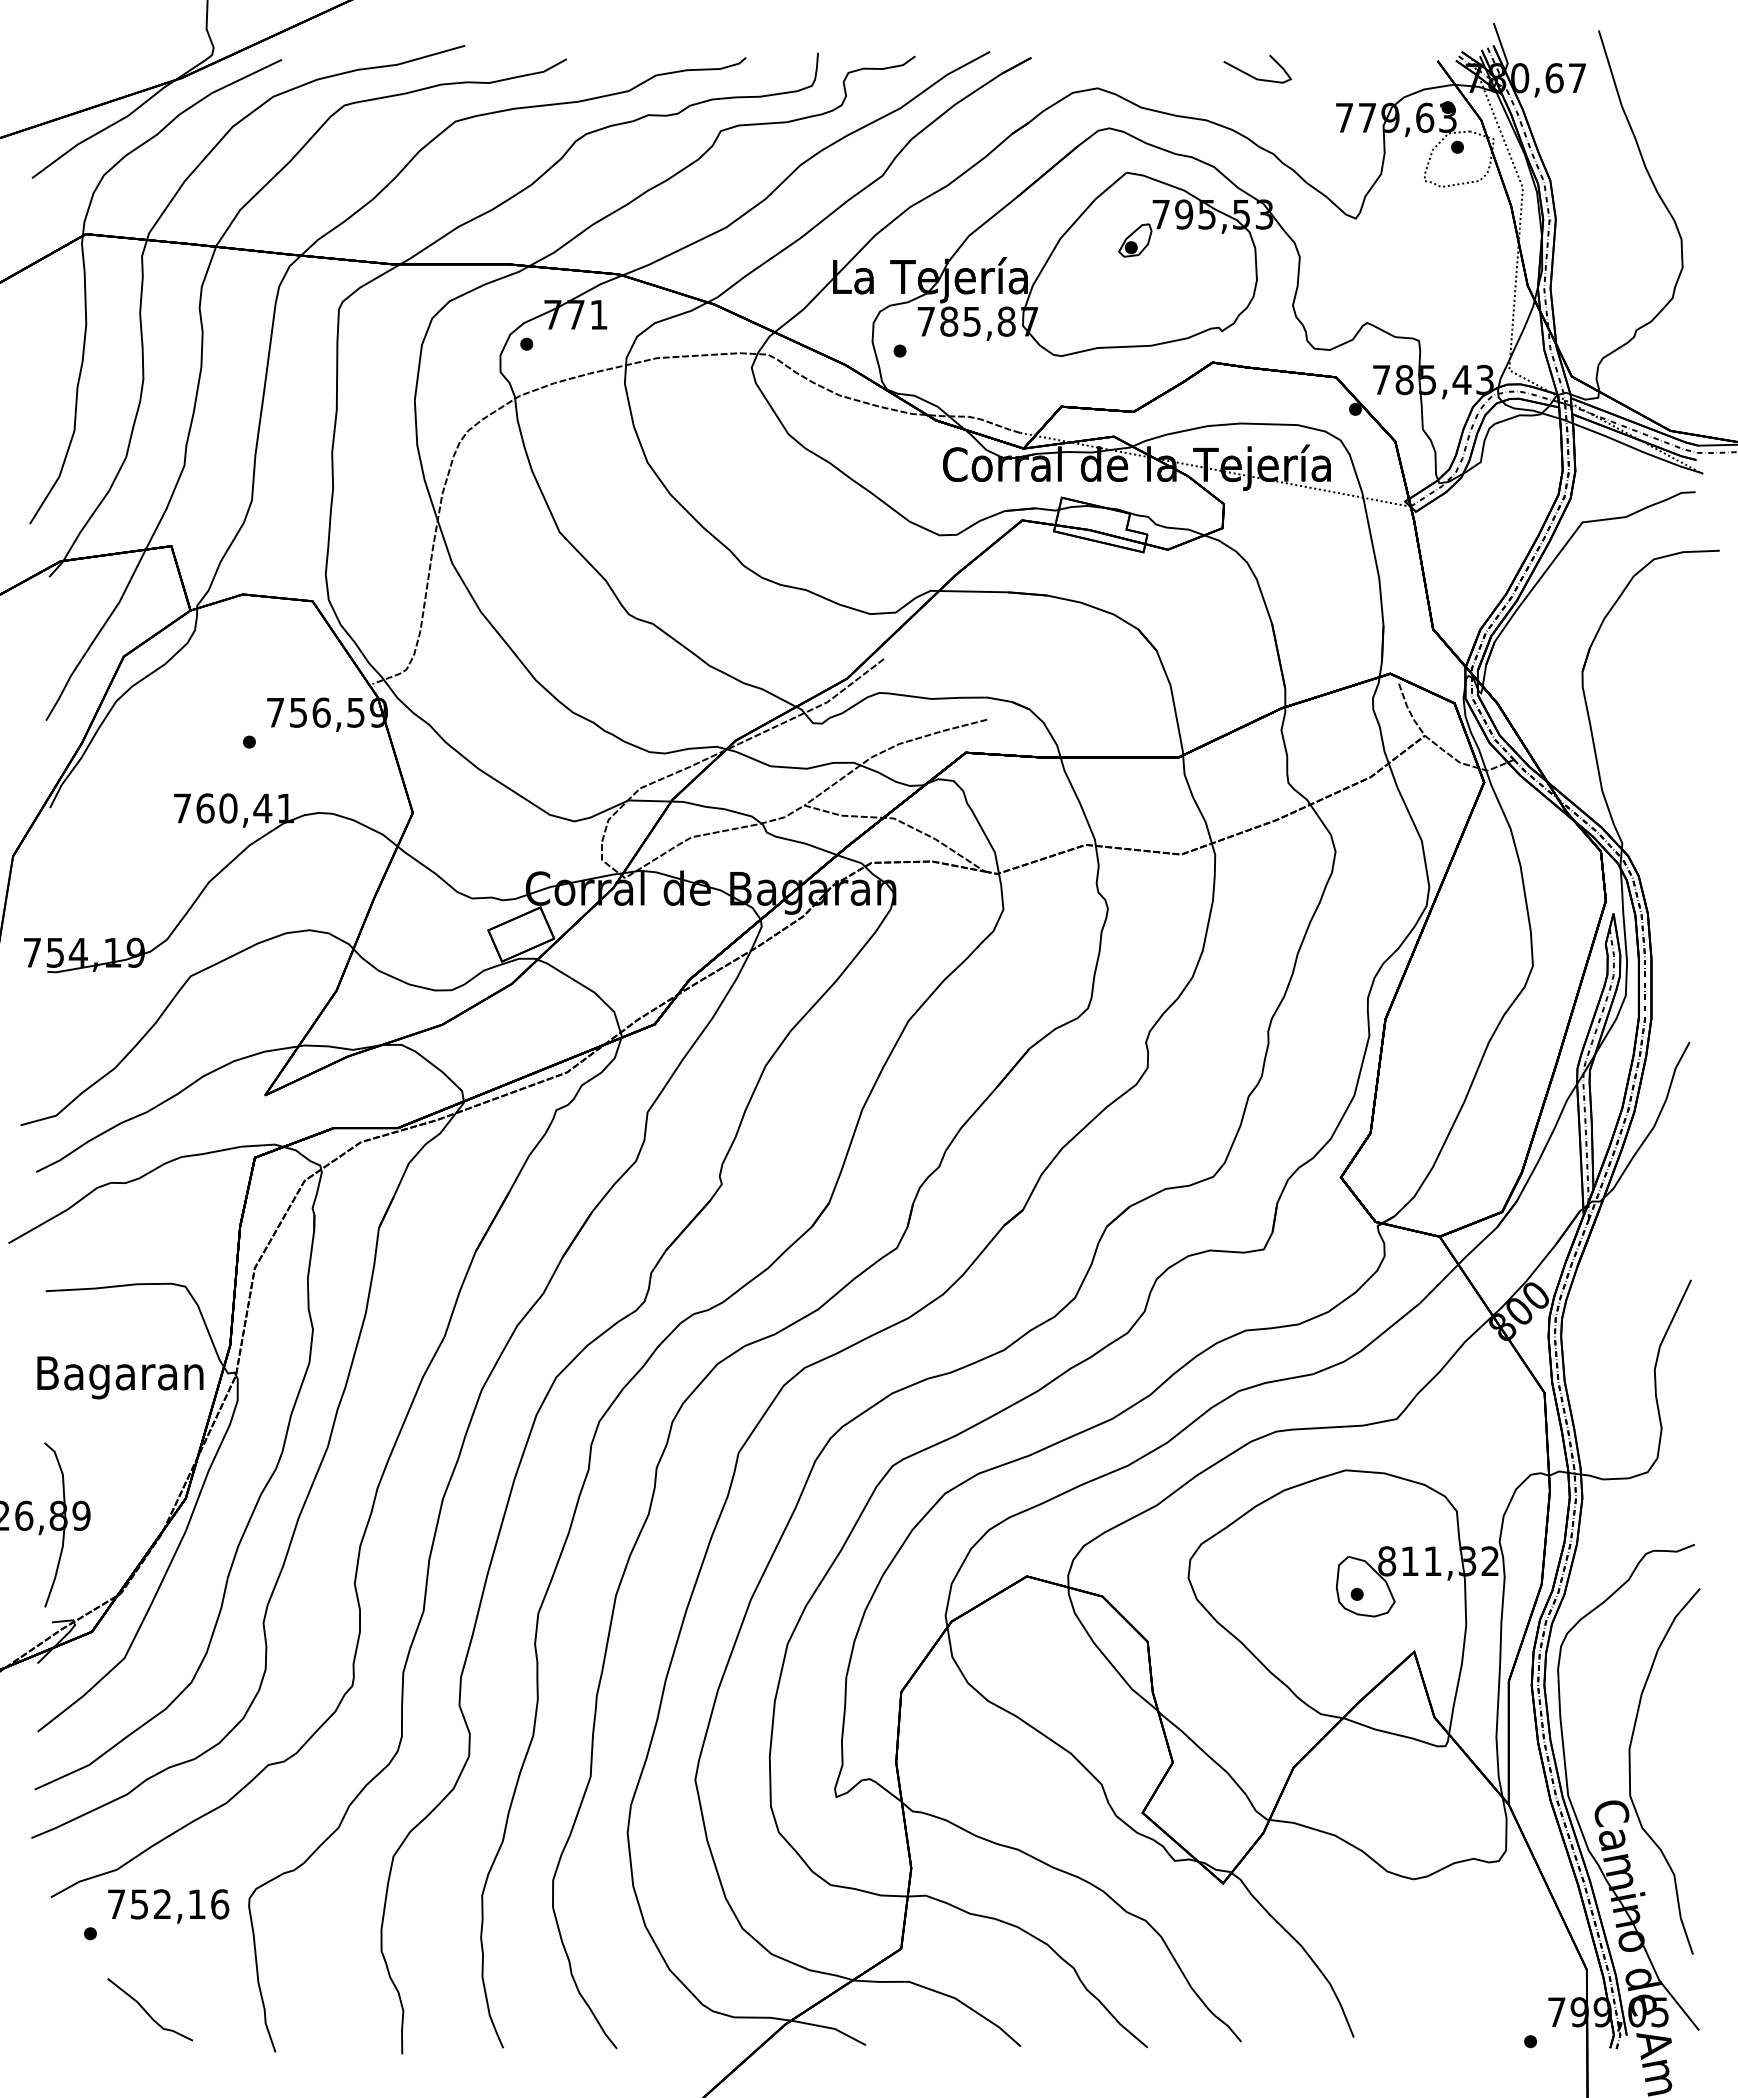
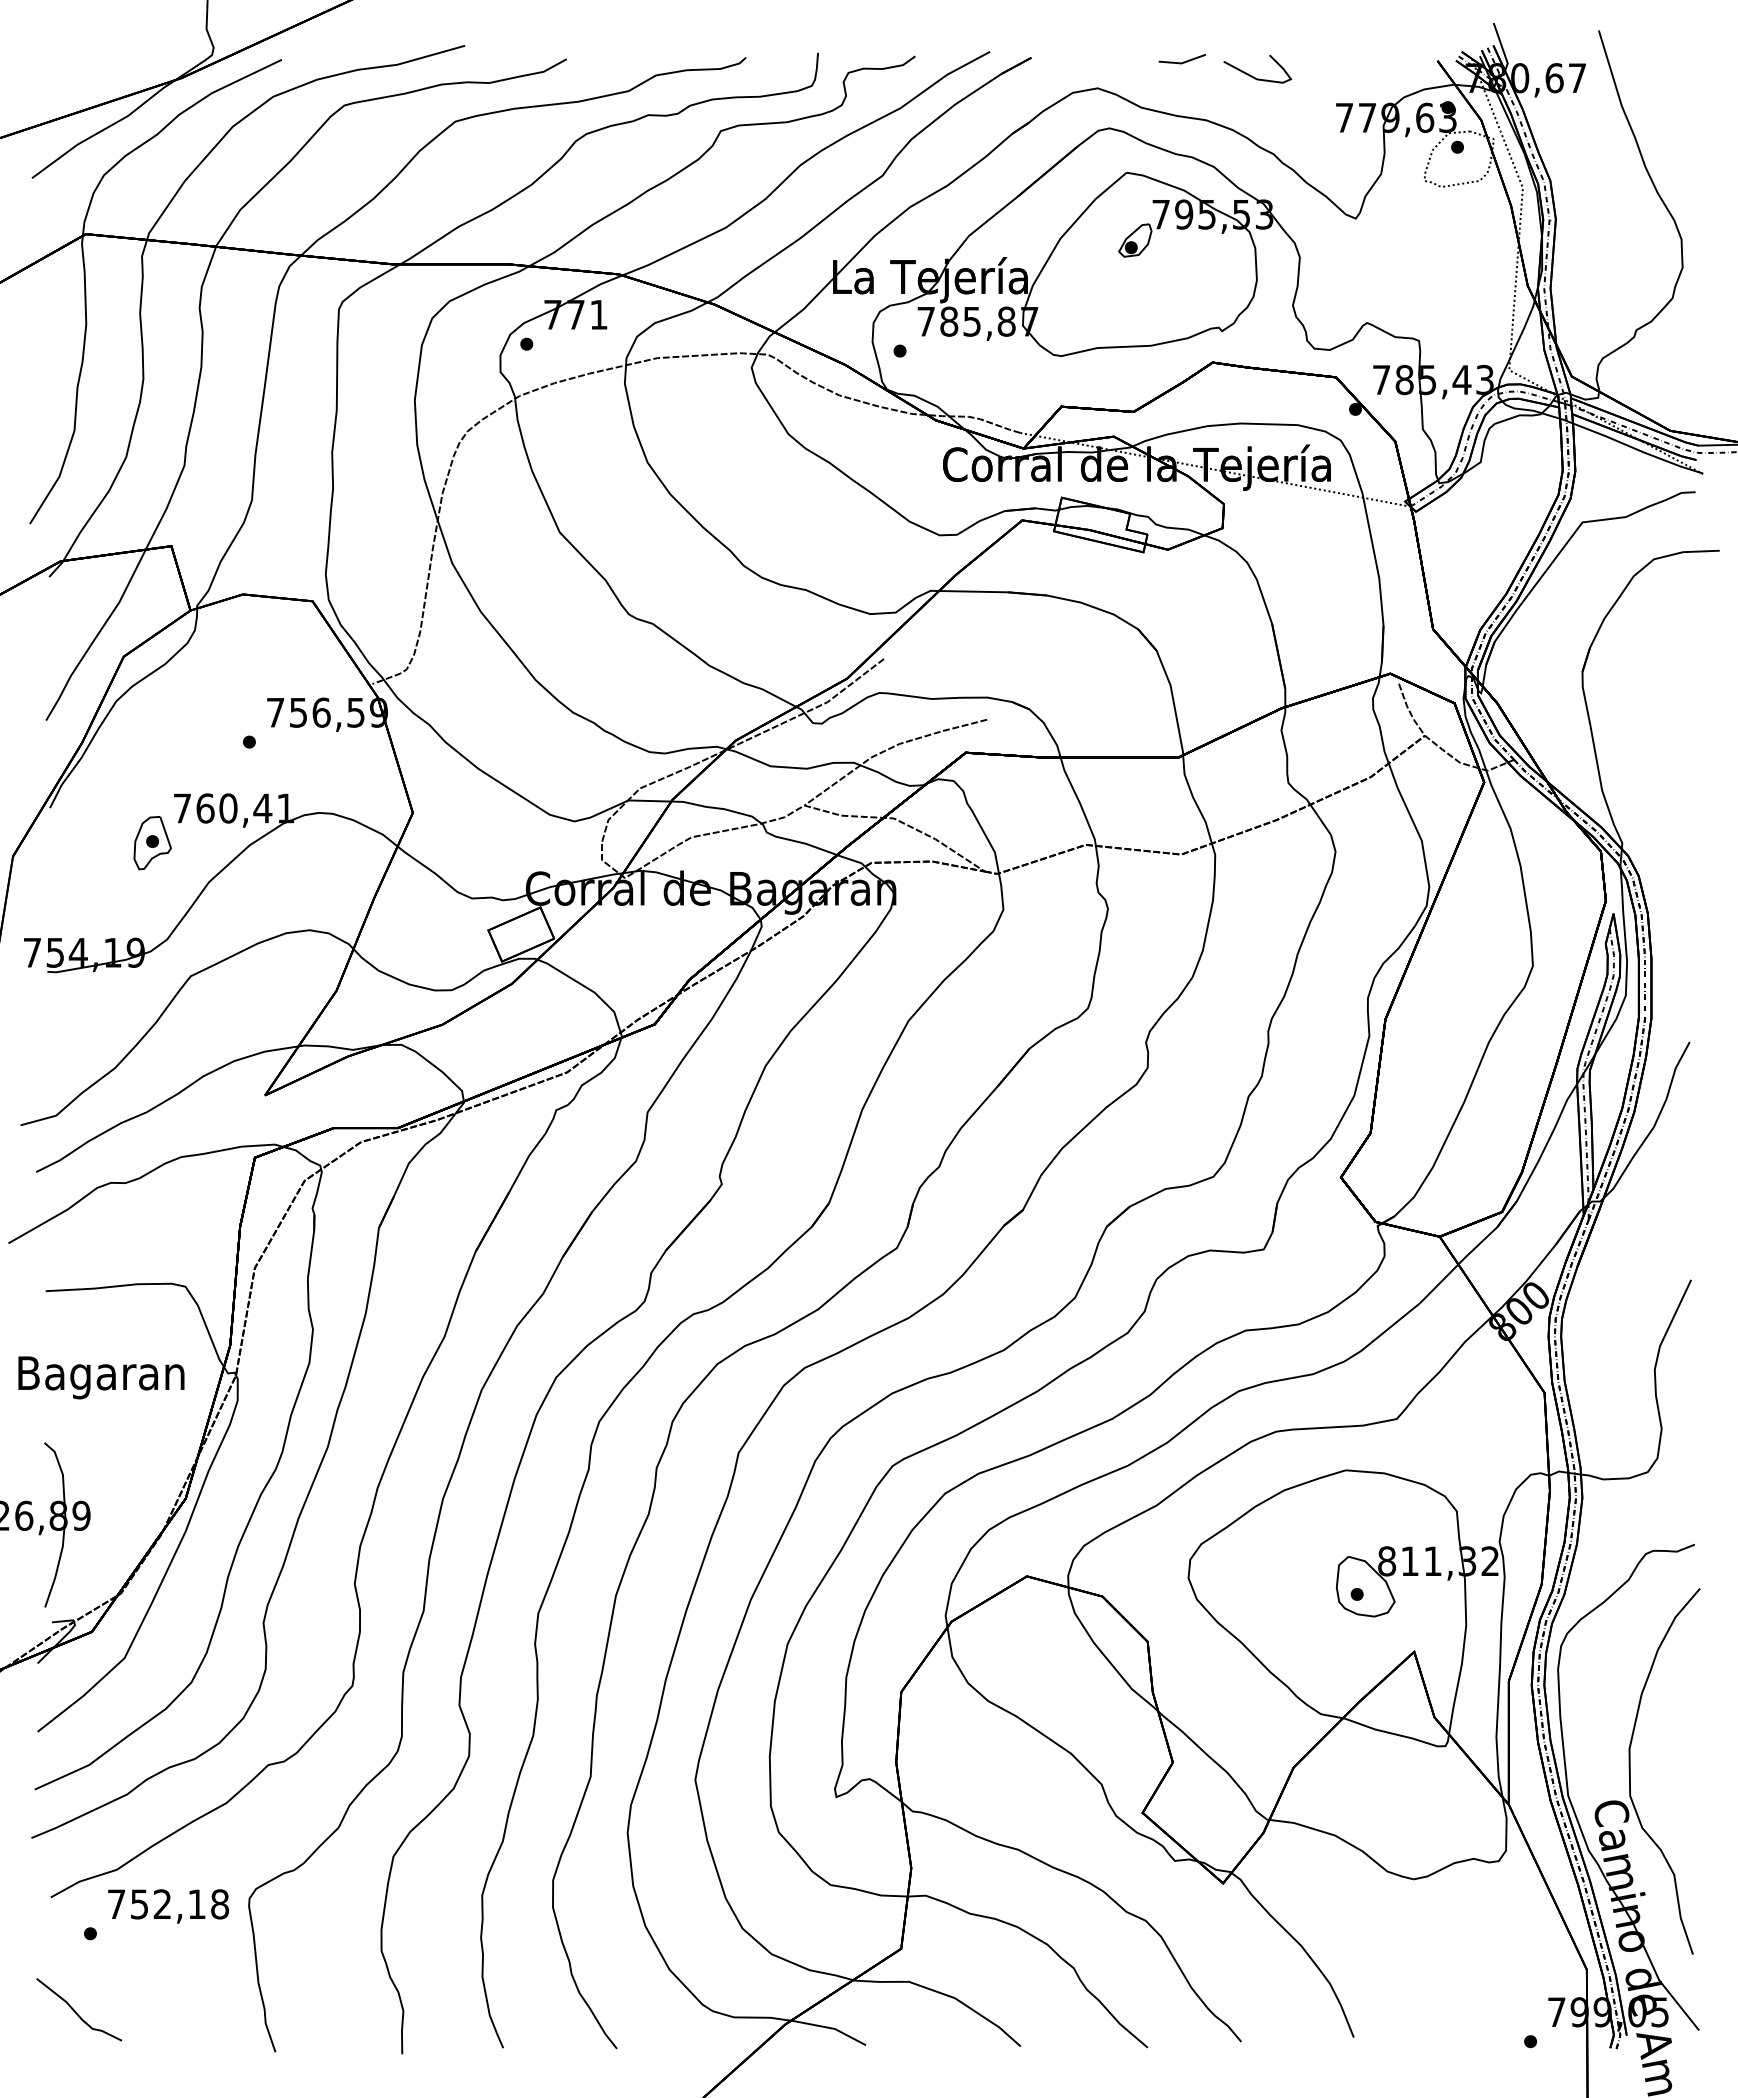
line: none -> present (1183, 61)
part: none -> present (152, 843)
text position: (120, 1377) -> (101, 1377) (101, 1377)
text: 752,16 -> 752,18 (220, 1904)
curve position: (147, 2011) -> (76, 2011) (76, 2011)
